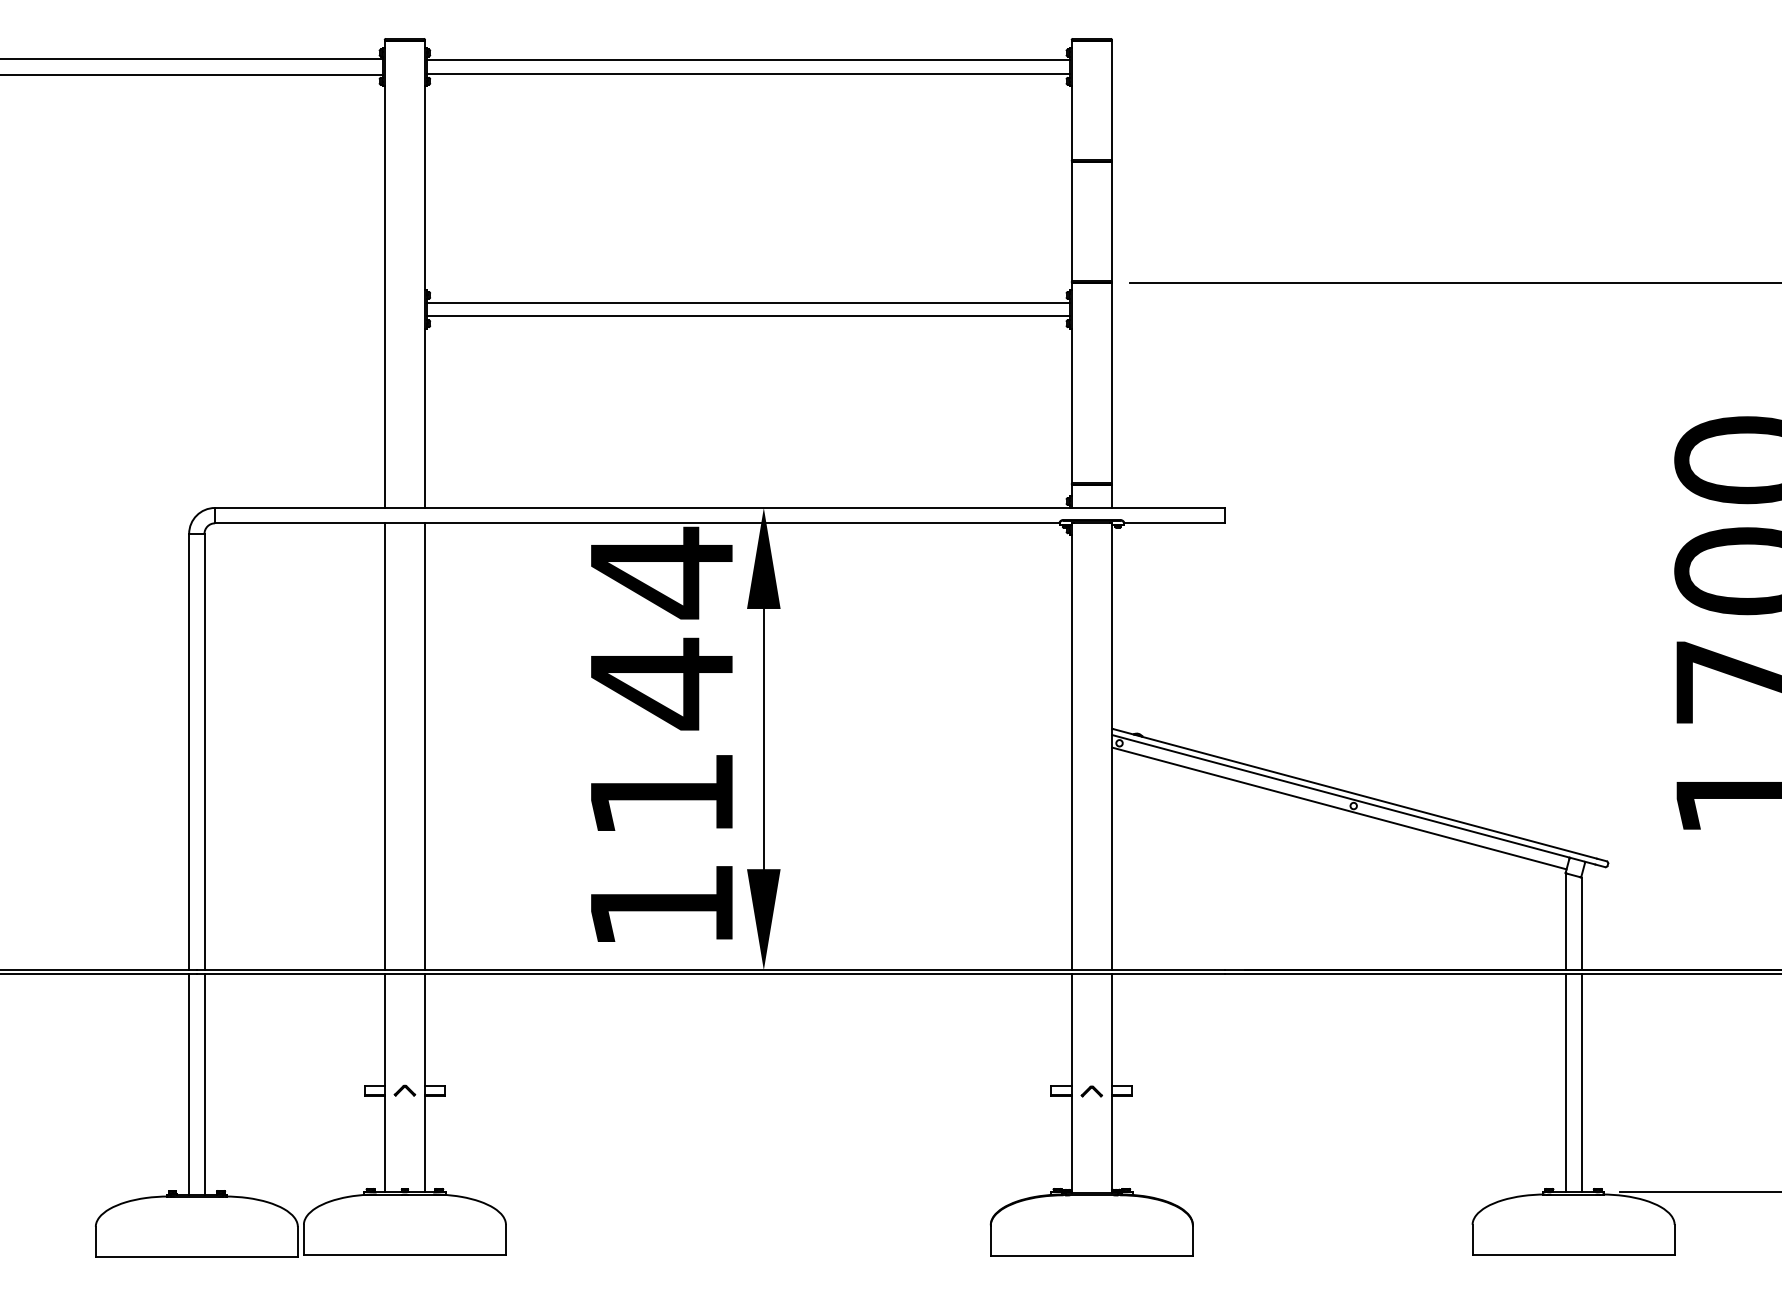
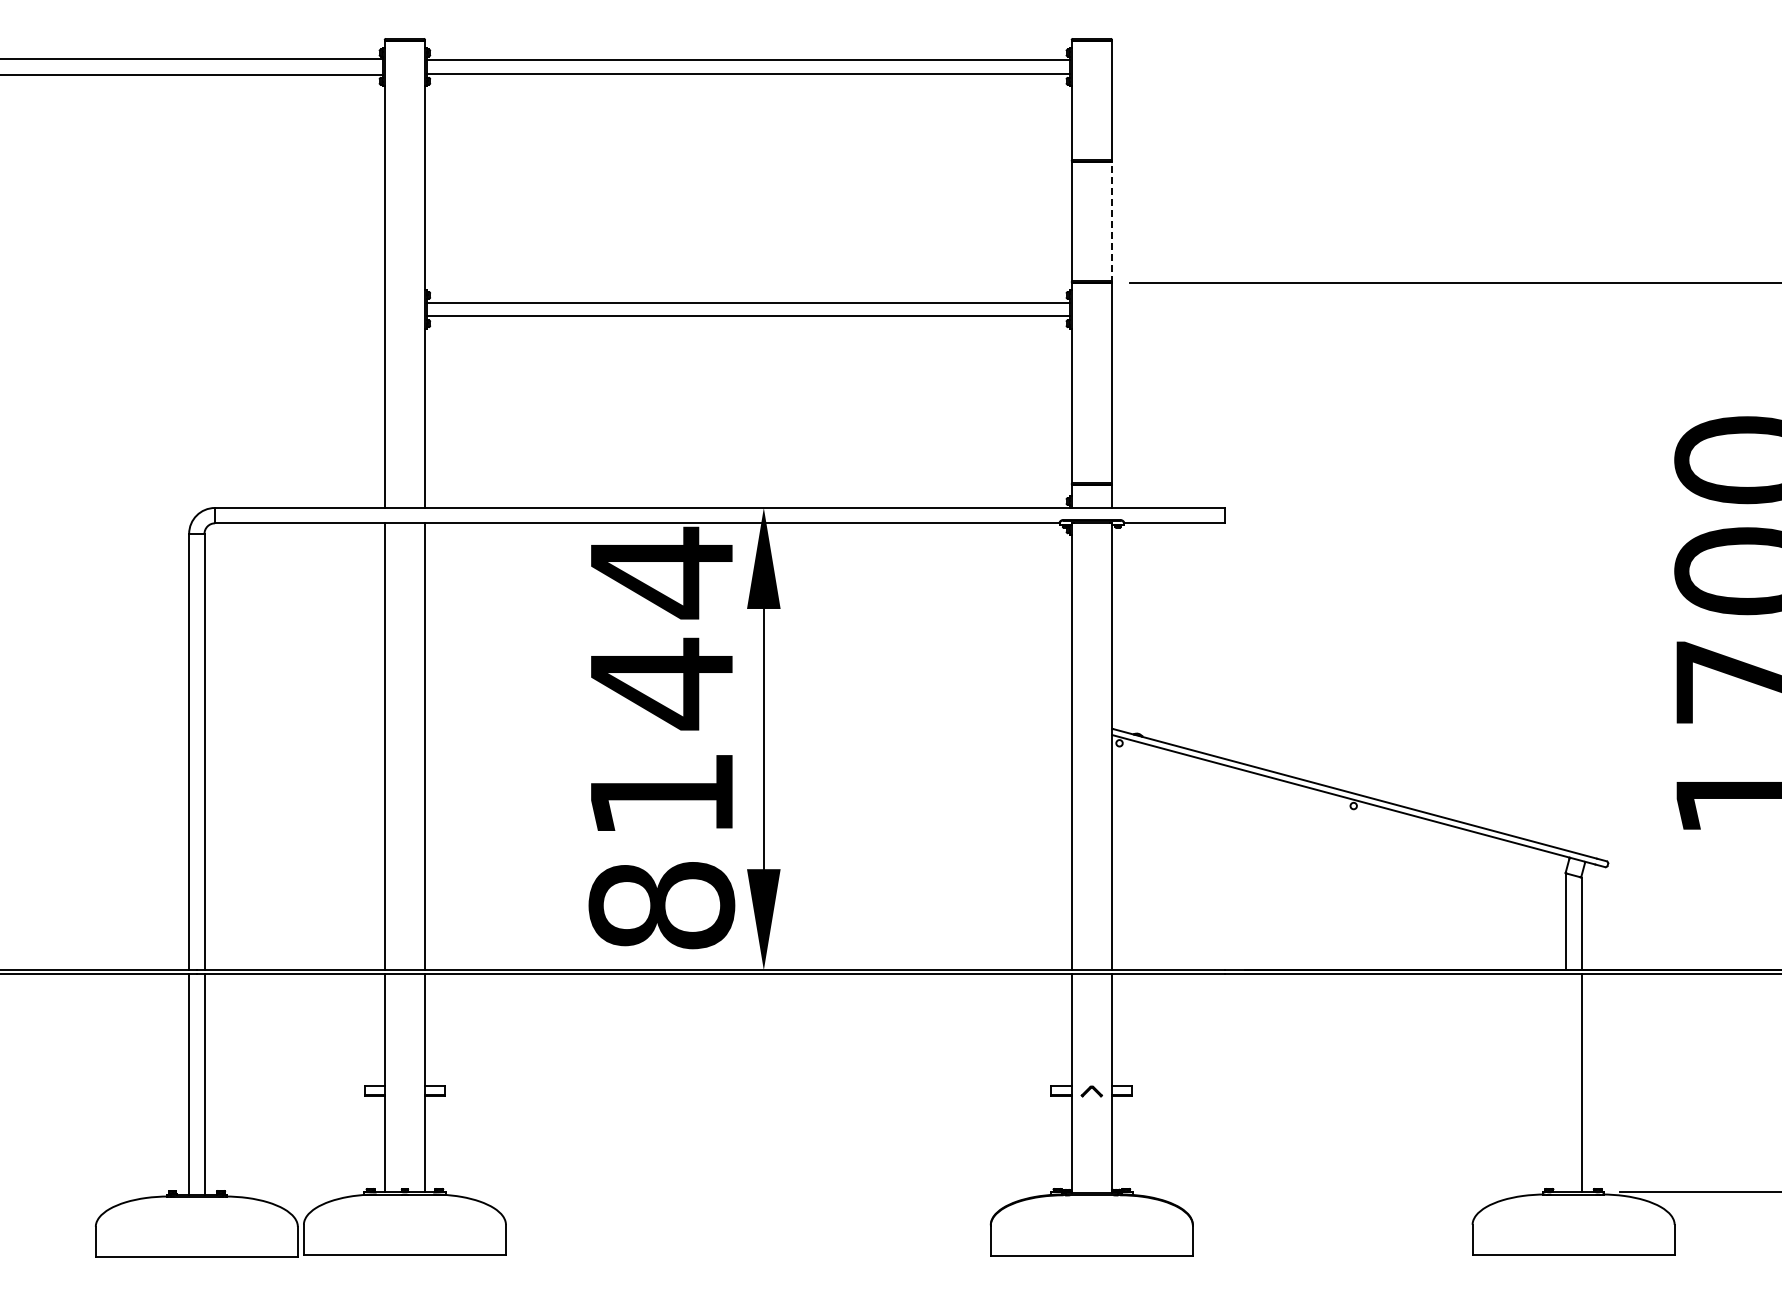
line: solid -> dashed (1112, 221)
line: present -> none (1339, 808)
text: 1144 -> 8144 (661, 905)
line: present -> none (1565, 1083)
part: present -> none (404, 1090)
